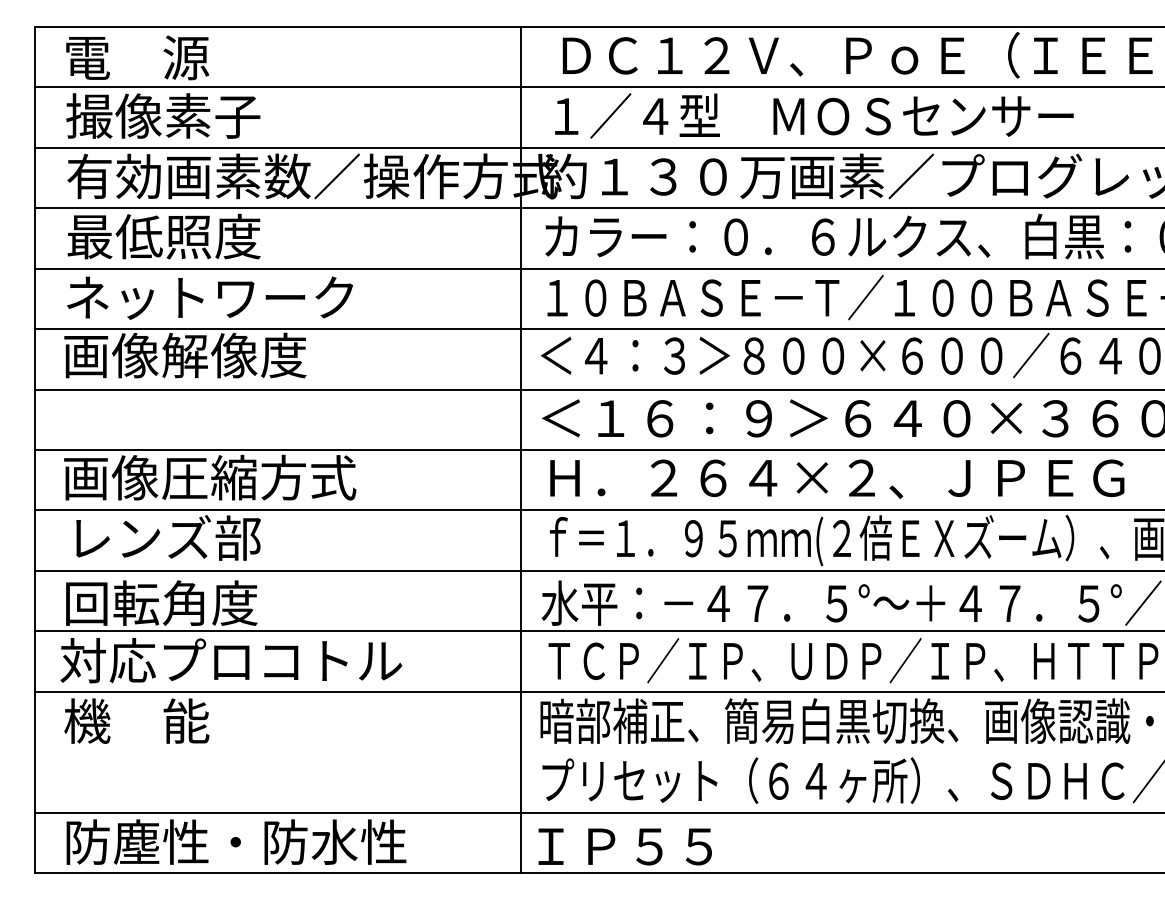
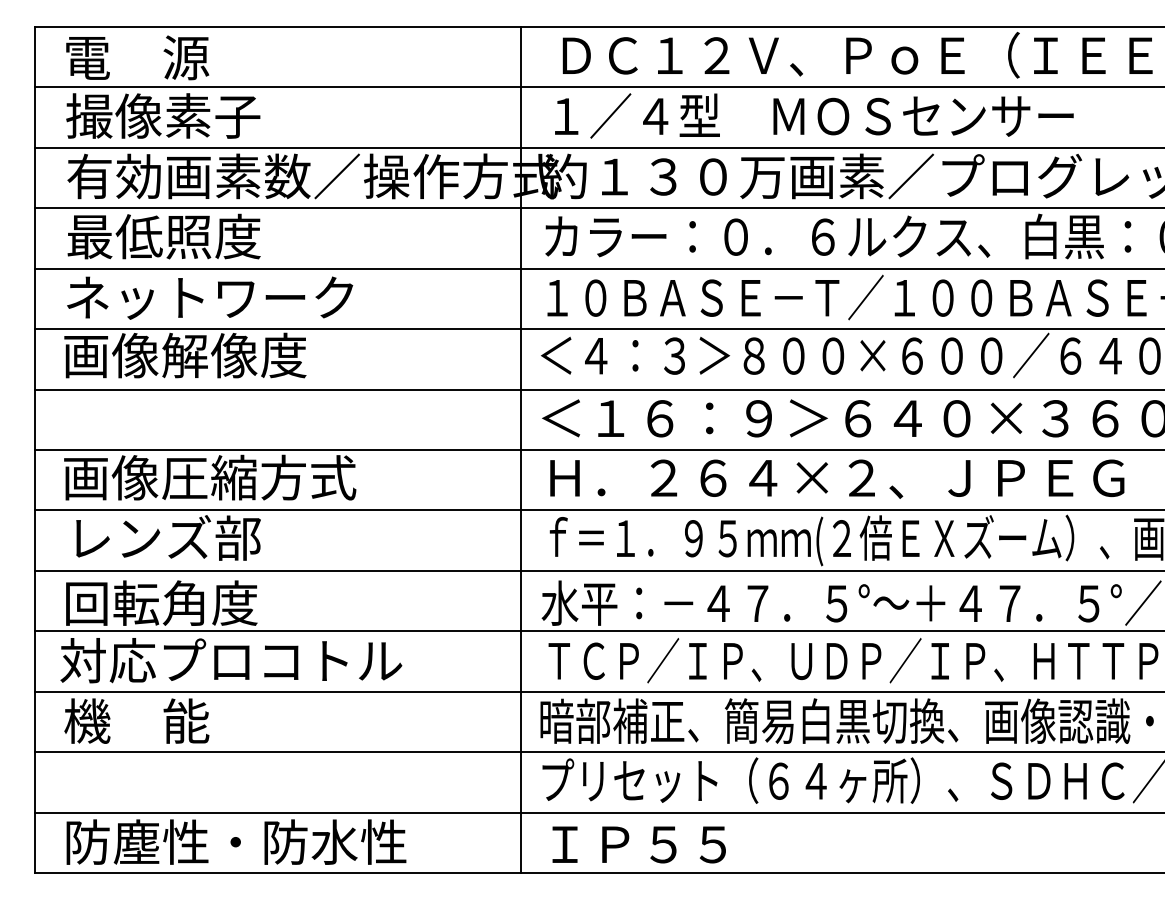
line: none -> present (597, 752)
text position: (624, 846) -> (638, 844) (638, 844)
